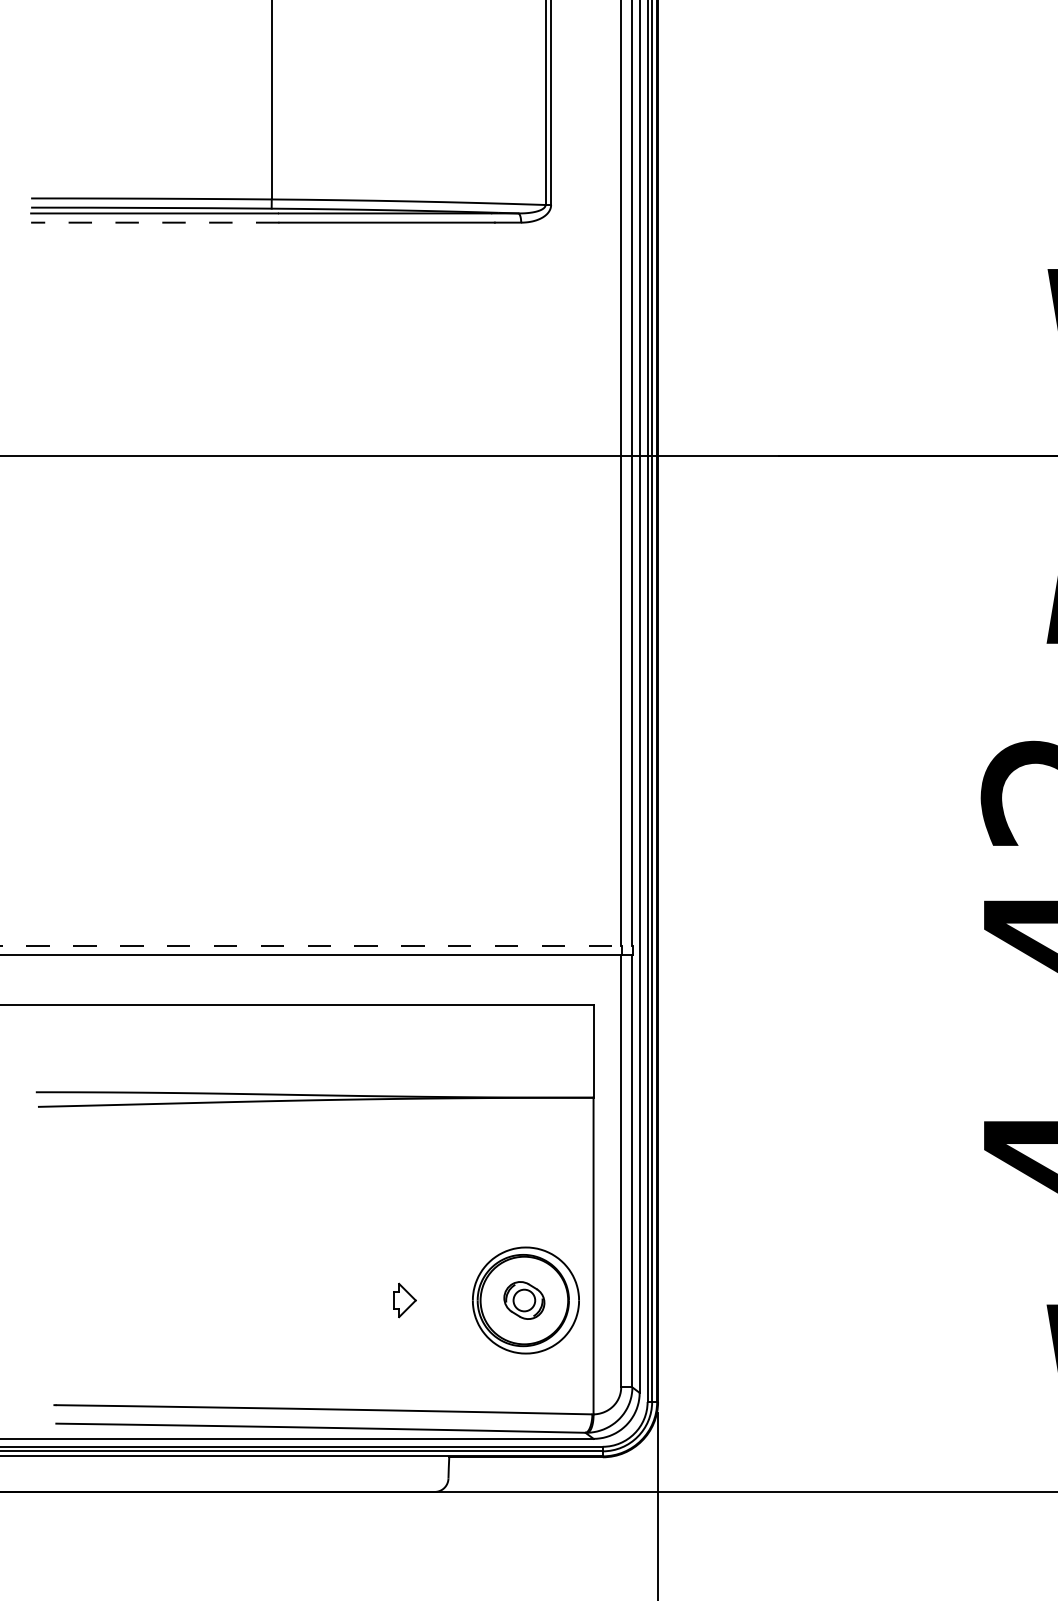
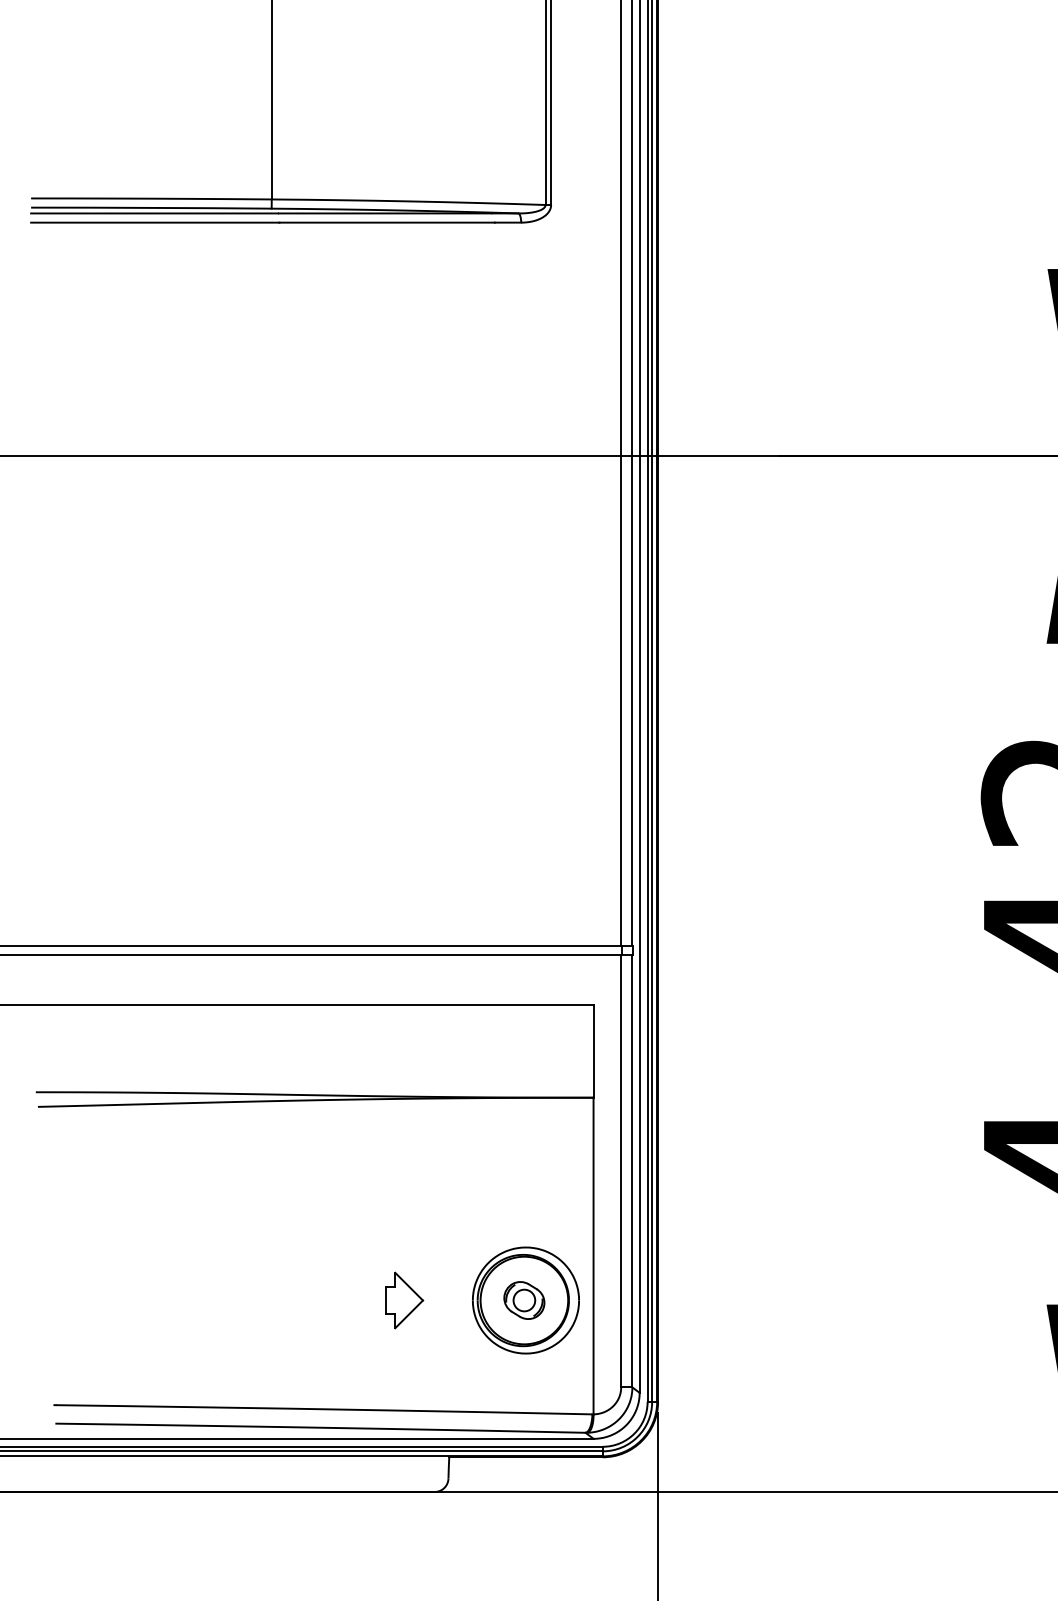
line: dashed -> solid (154, 222)
line: dashed -> solid (316, 945)
part size: 24x37 px -> 40x59 px (404, 1300)
